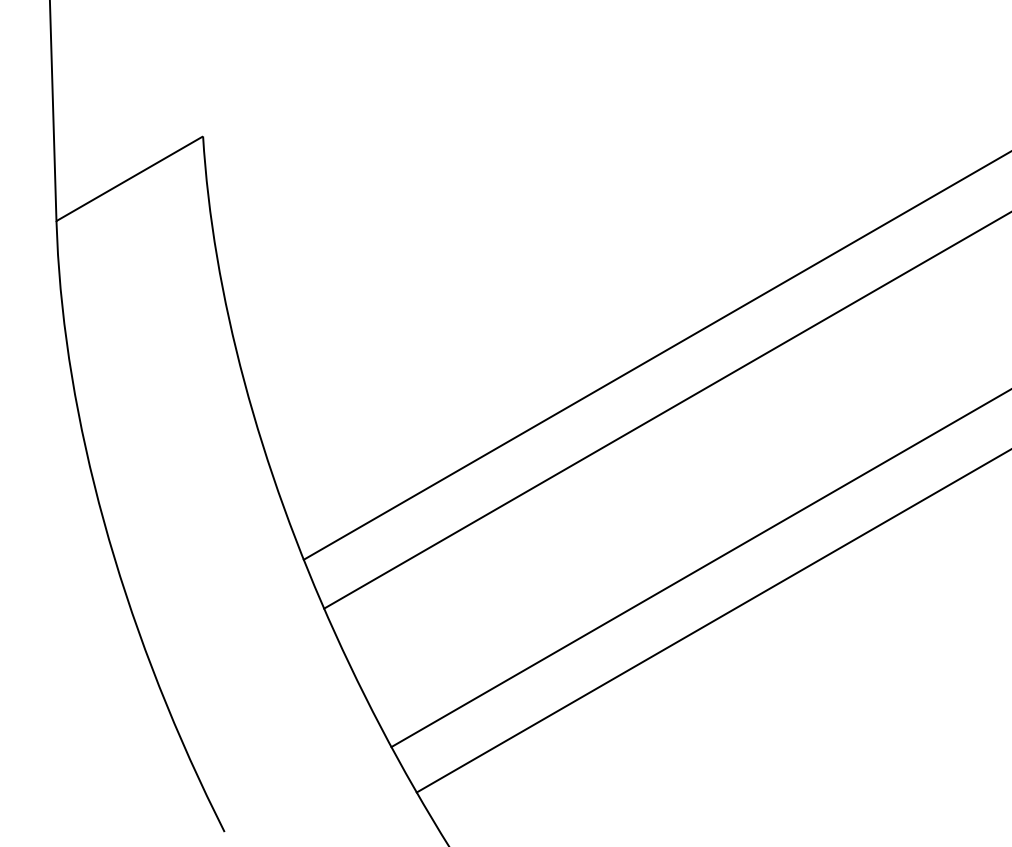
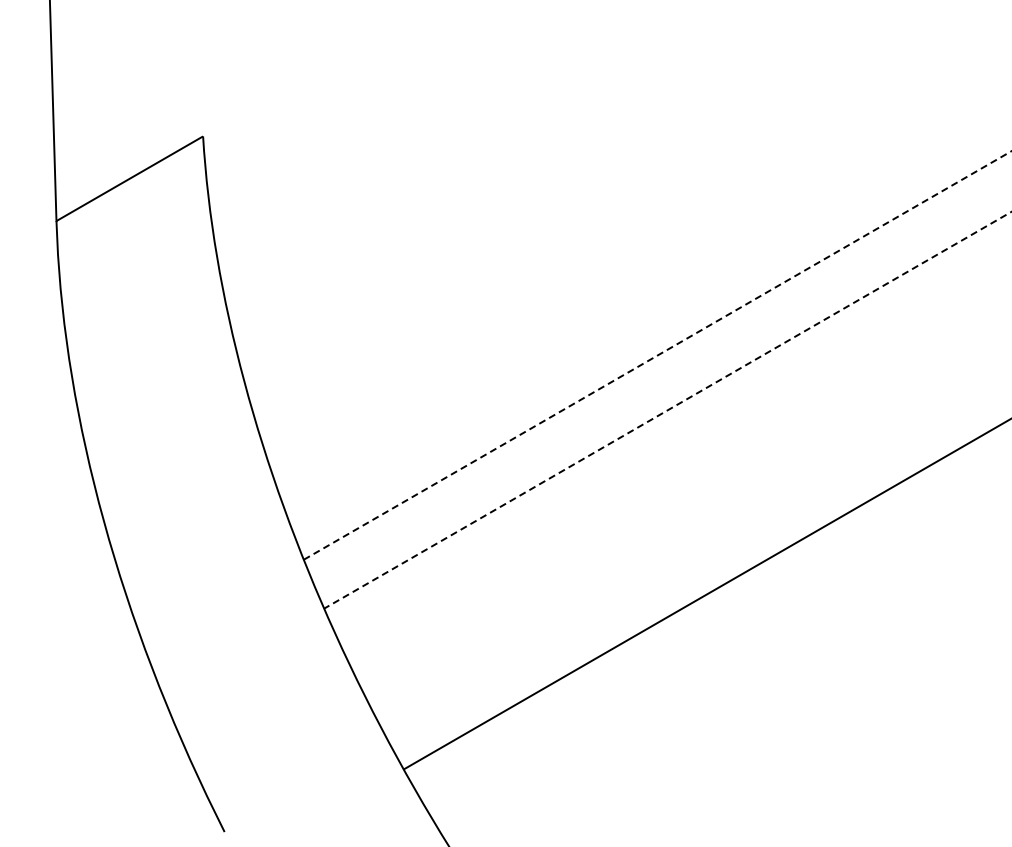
line: solid -> dashed (657, 355)
line: solid -> dashed (667, 410)
line position: (699, 569) -> (706, 594) (706, 594)
line: present -> none (712, 621)
